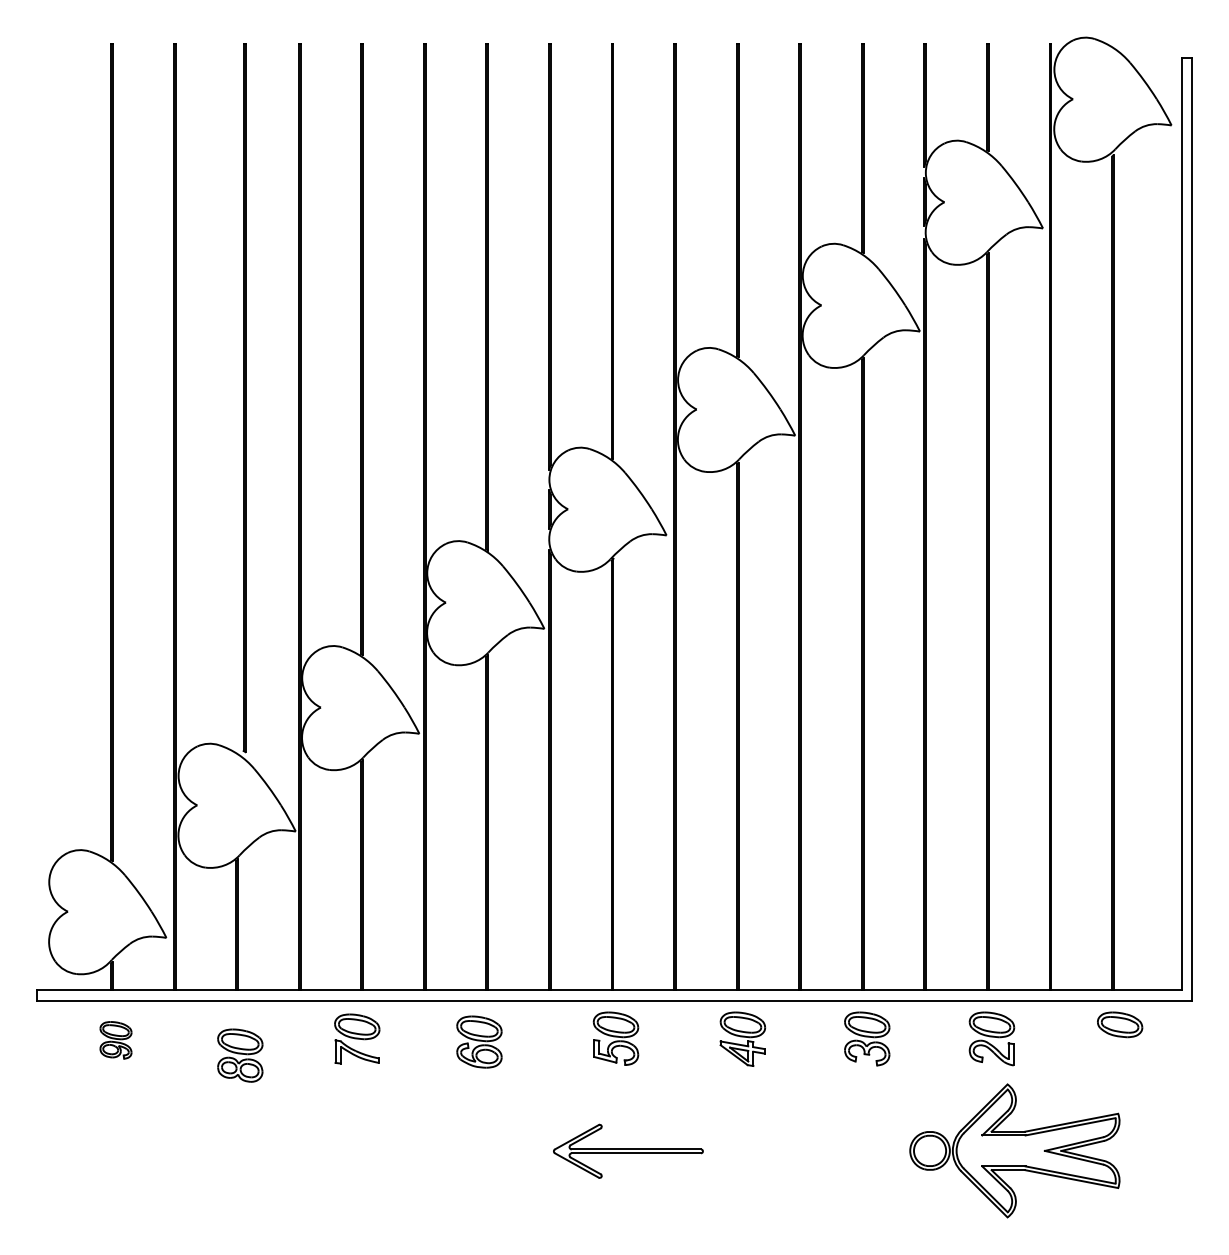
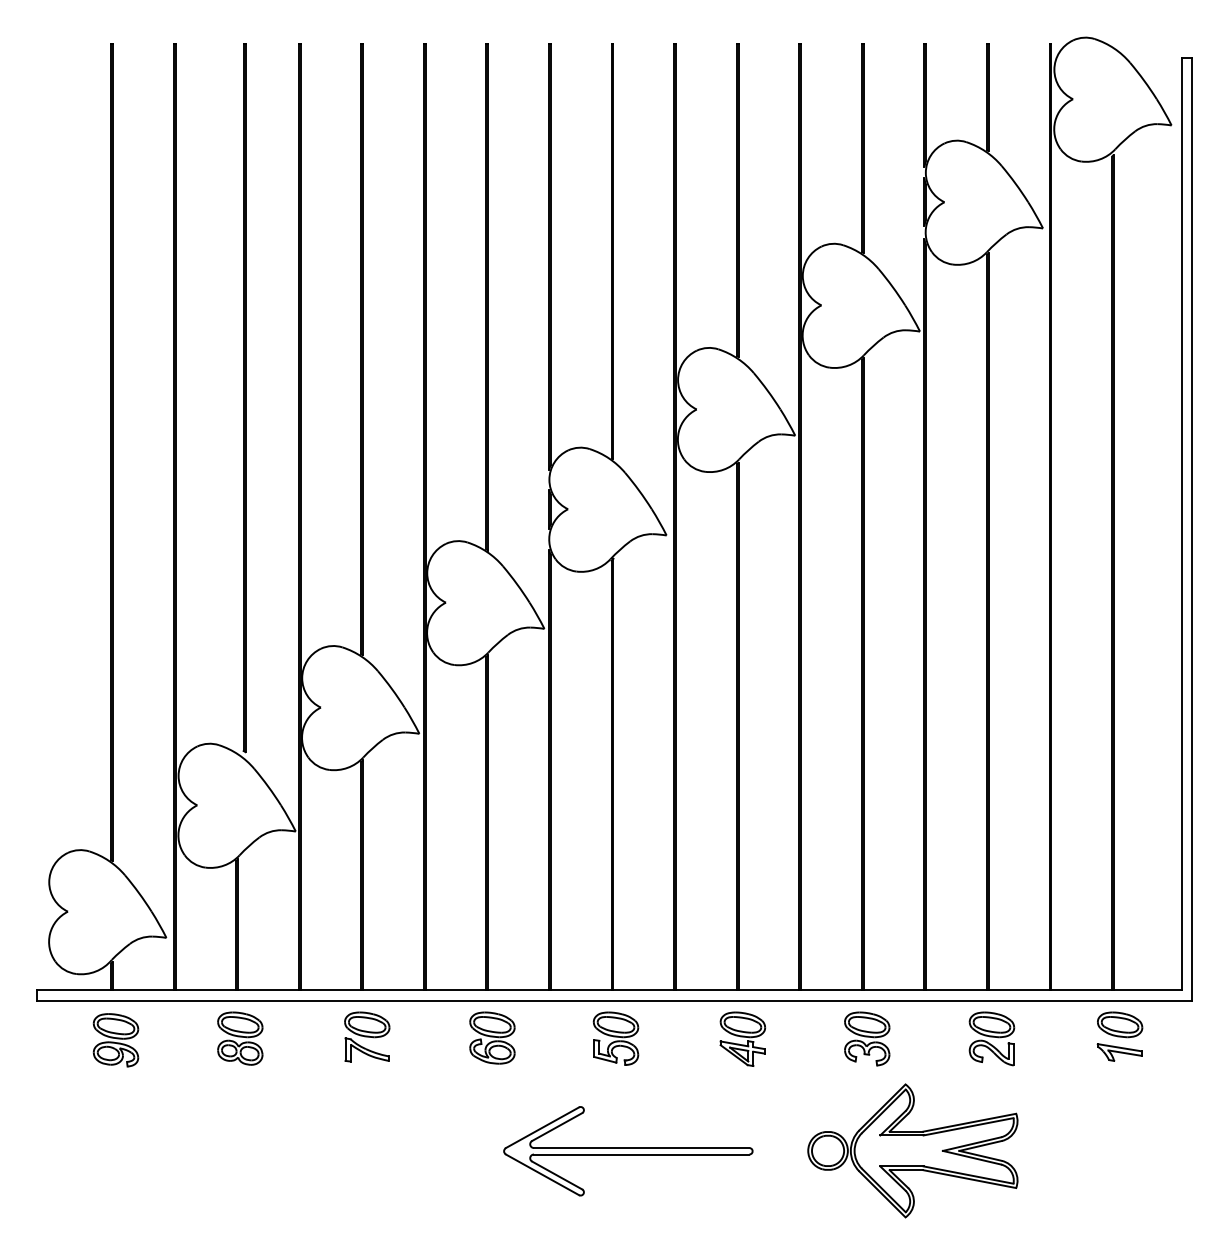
part position: (357, 1038) -> (367, 1036) (367, 1036)
part size: 34x39 px -> 48x55 px (115, 1040)
part position: (479, 1041) -> (492, 1037) (492, 1037)
part: none -> present (1119, 1052)
part position: (240, 1055) -> (240, 1038) (240, 1038)
part size: 151x56 px -> 251x91 px (628, 1151)
part position: (1014, 1150) -> (912, 1150) (912, 1150)
